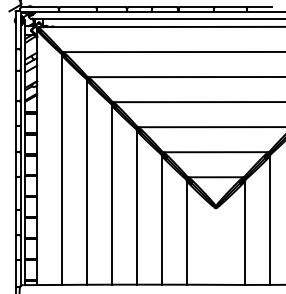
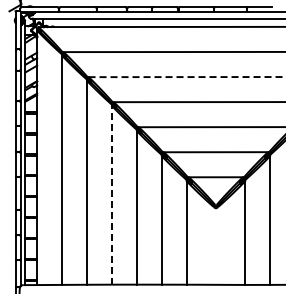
line: solid -> dashed (187, 77)
line: solid -> dashed (111, 195)
